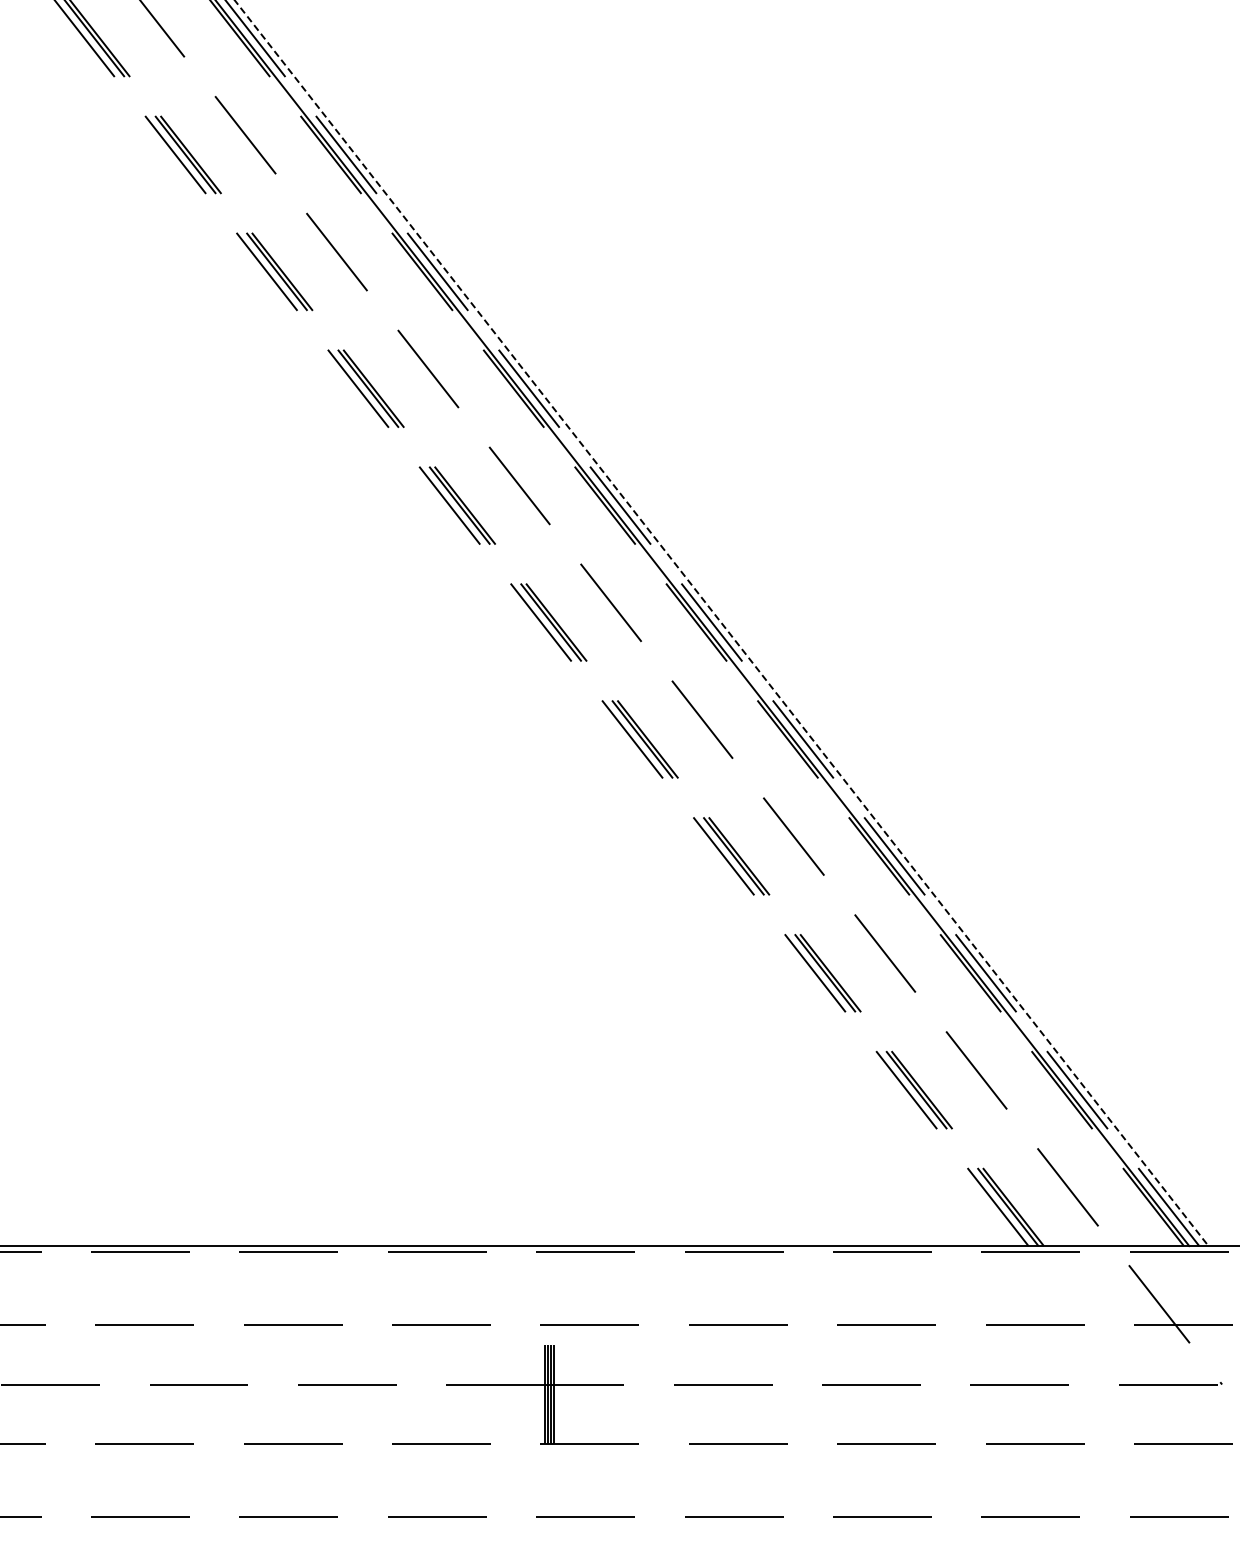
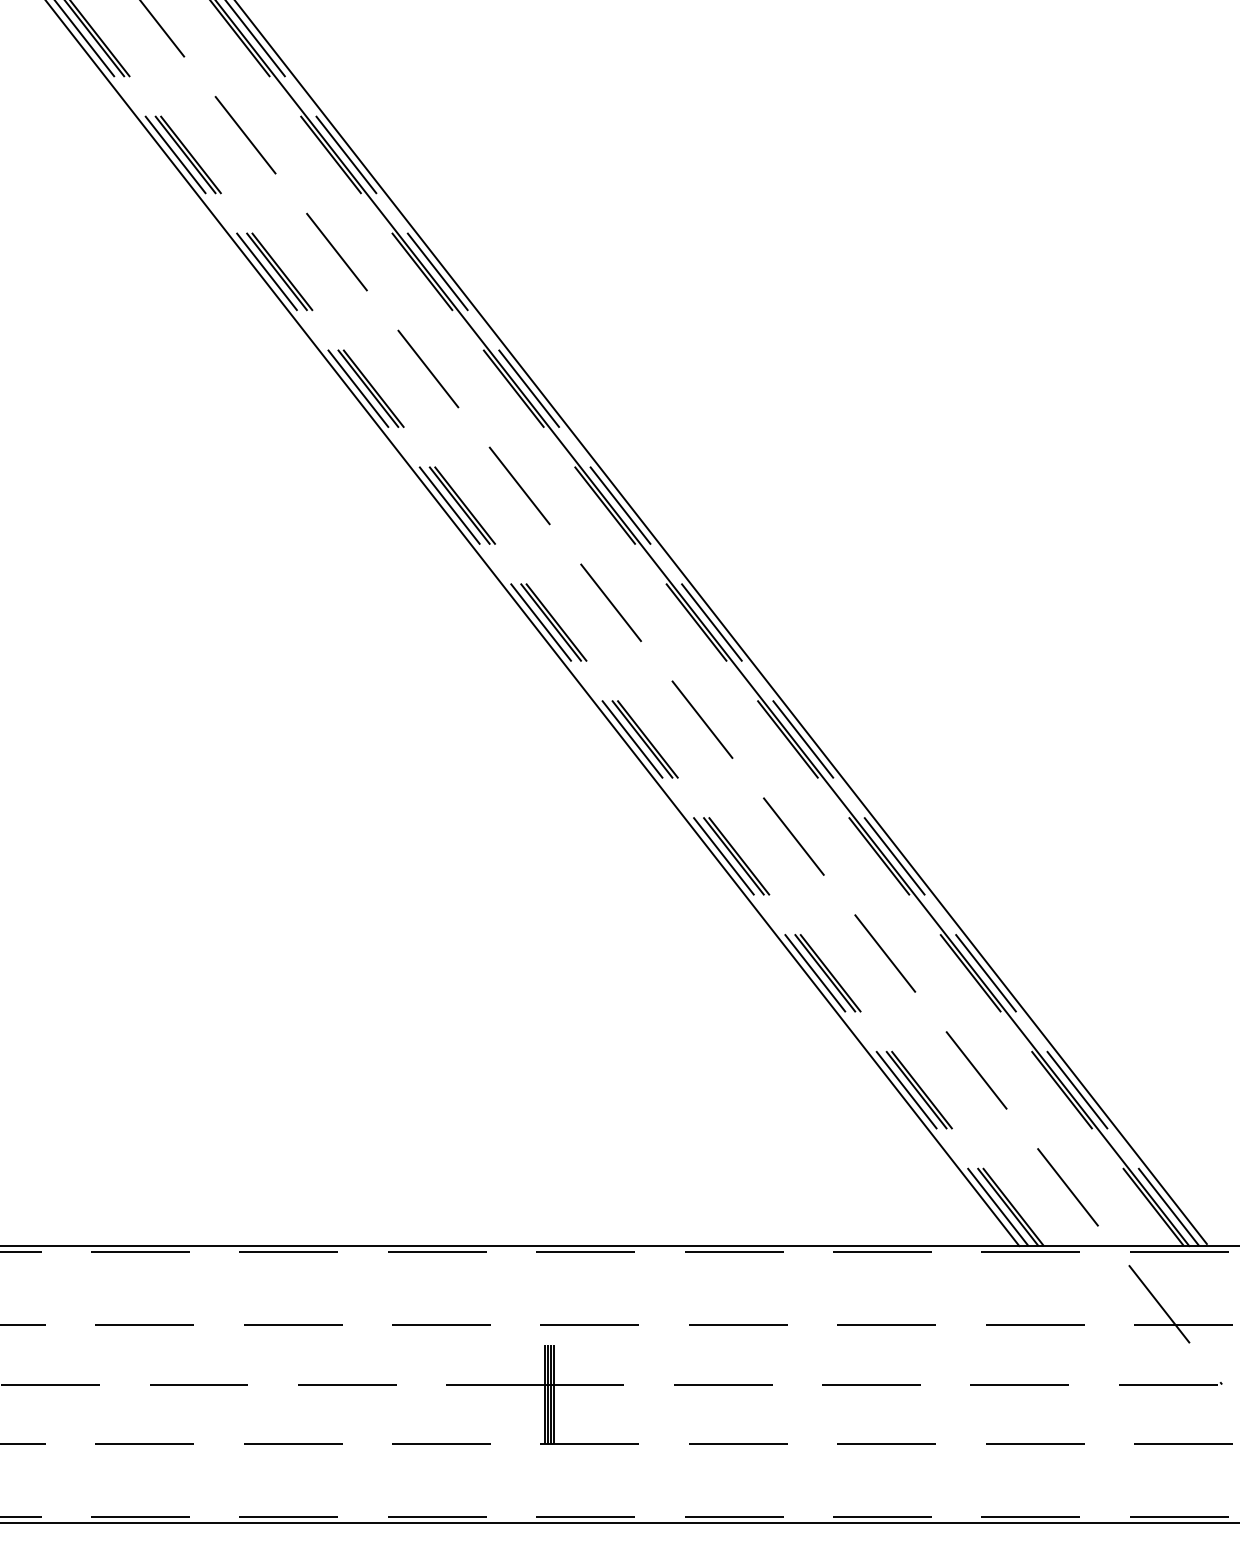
line: dashed -> solid (720, 621)
line: none -> present (533, 624)
line: none -> present (619, 1523)
